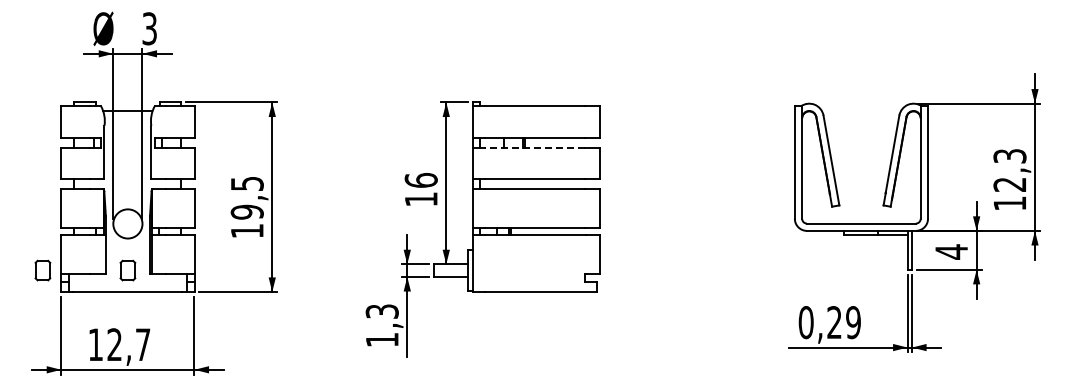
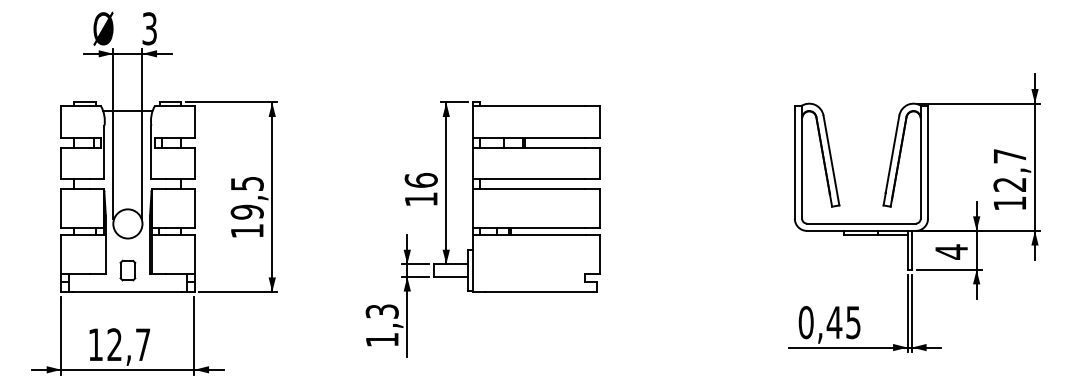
line: dashed -> solid (534, 147)
text: 12,3 -> 12,7 (1009, 156)
part: present -> none (42, 270)
text: 0,29 -> 0,45 (843, 322)
